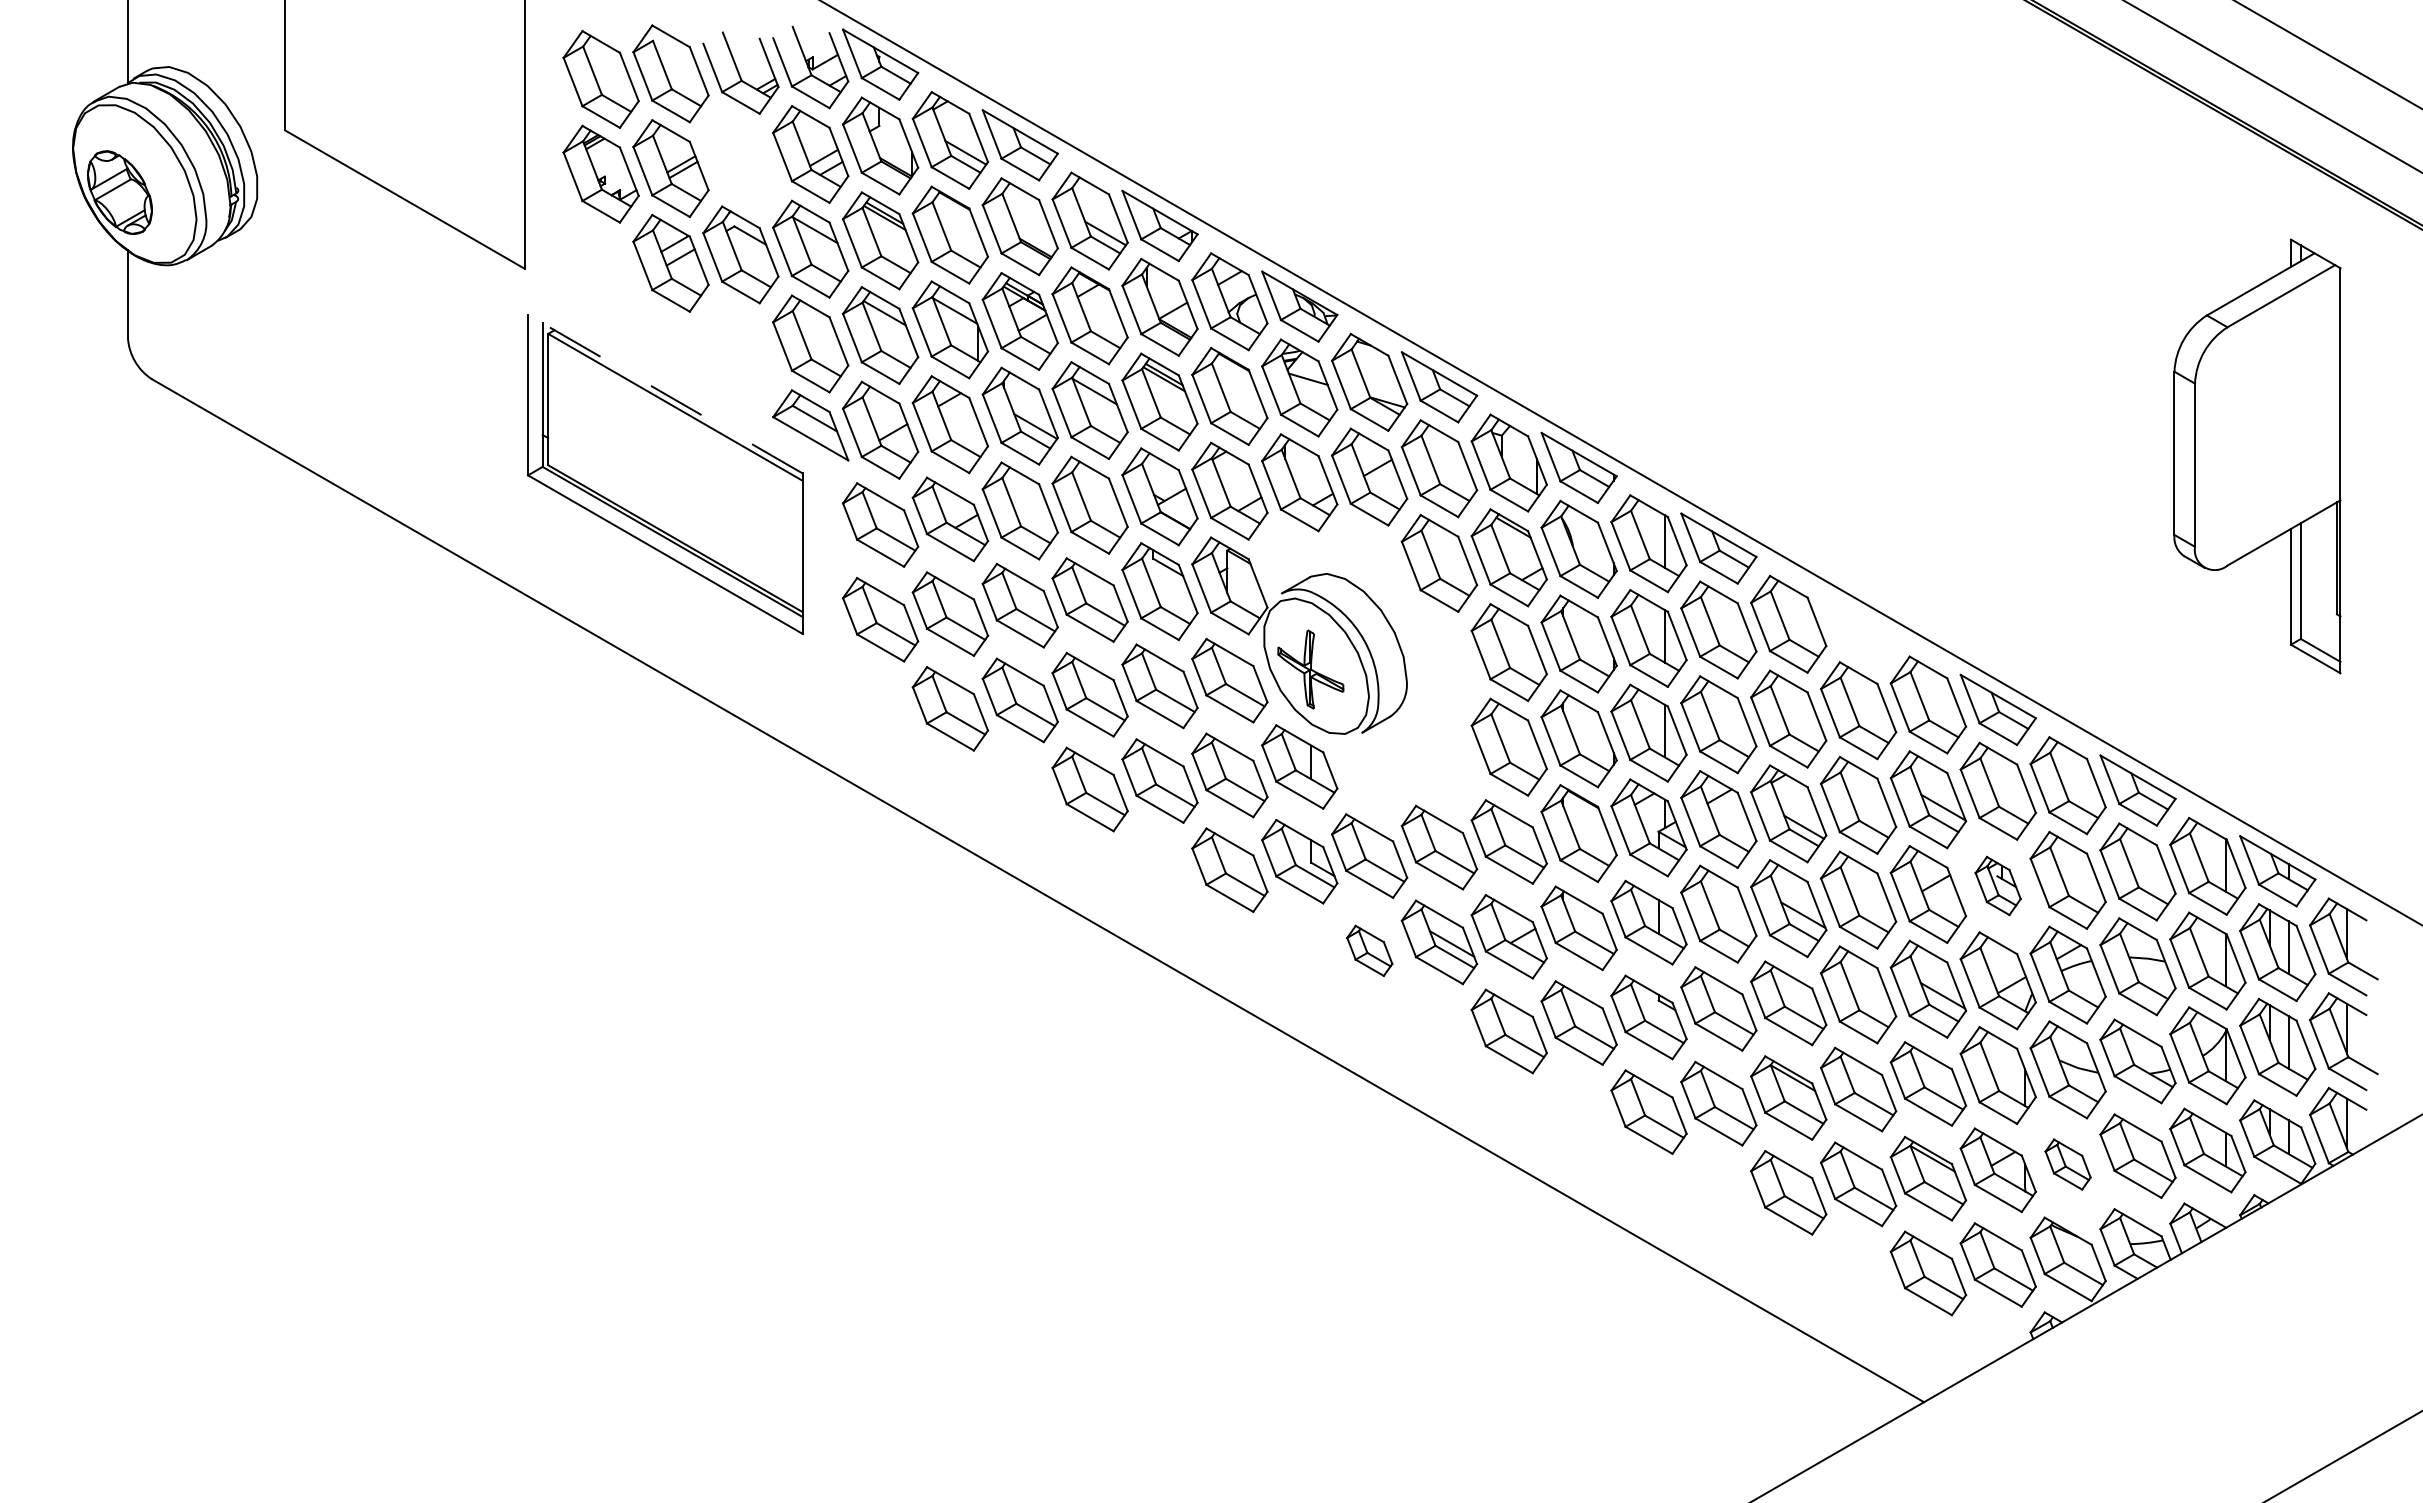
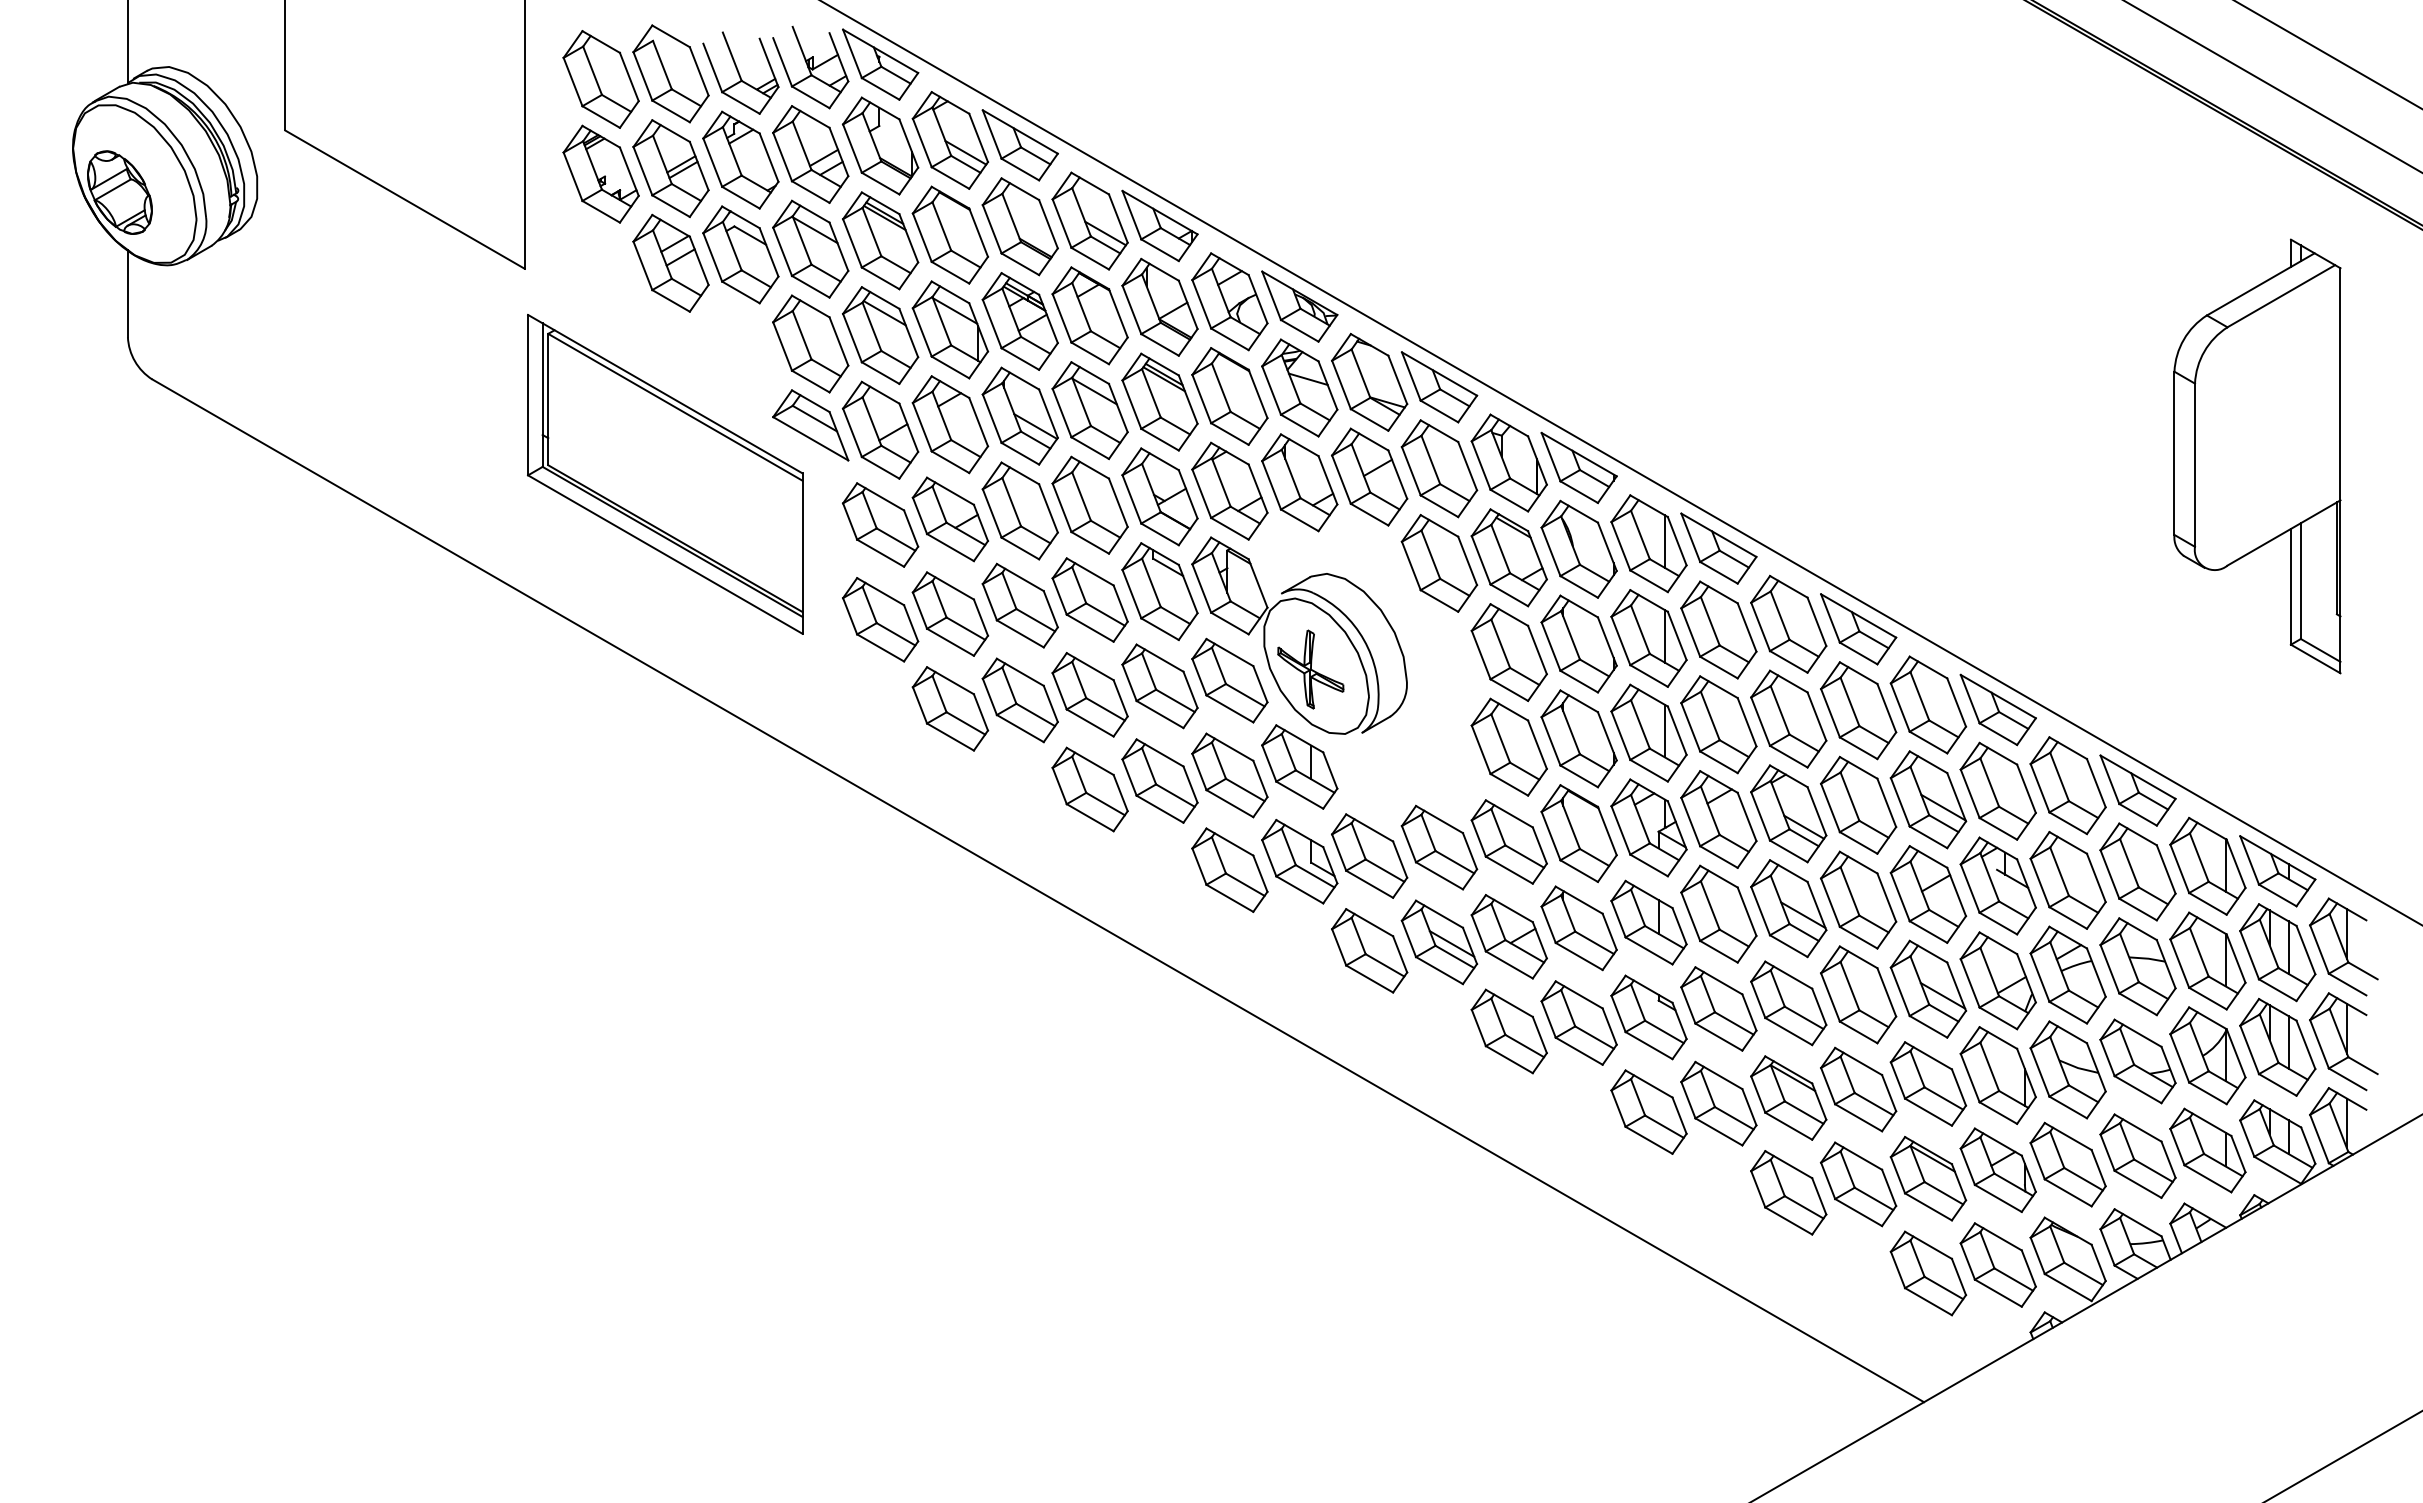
part: none -> present (740, 159)
line: dashed -> solid (665, 394)
part: none -> present (1858, 629)
part size: 48x62 px -> 78x100 px (1997, 885)
part size: 48x53 px -> 78x86 px (1369, 950)
part size: 48x53 px -> 78x87 px (2067, 1164)
